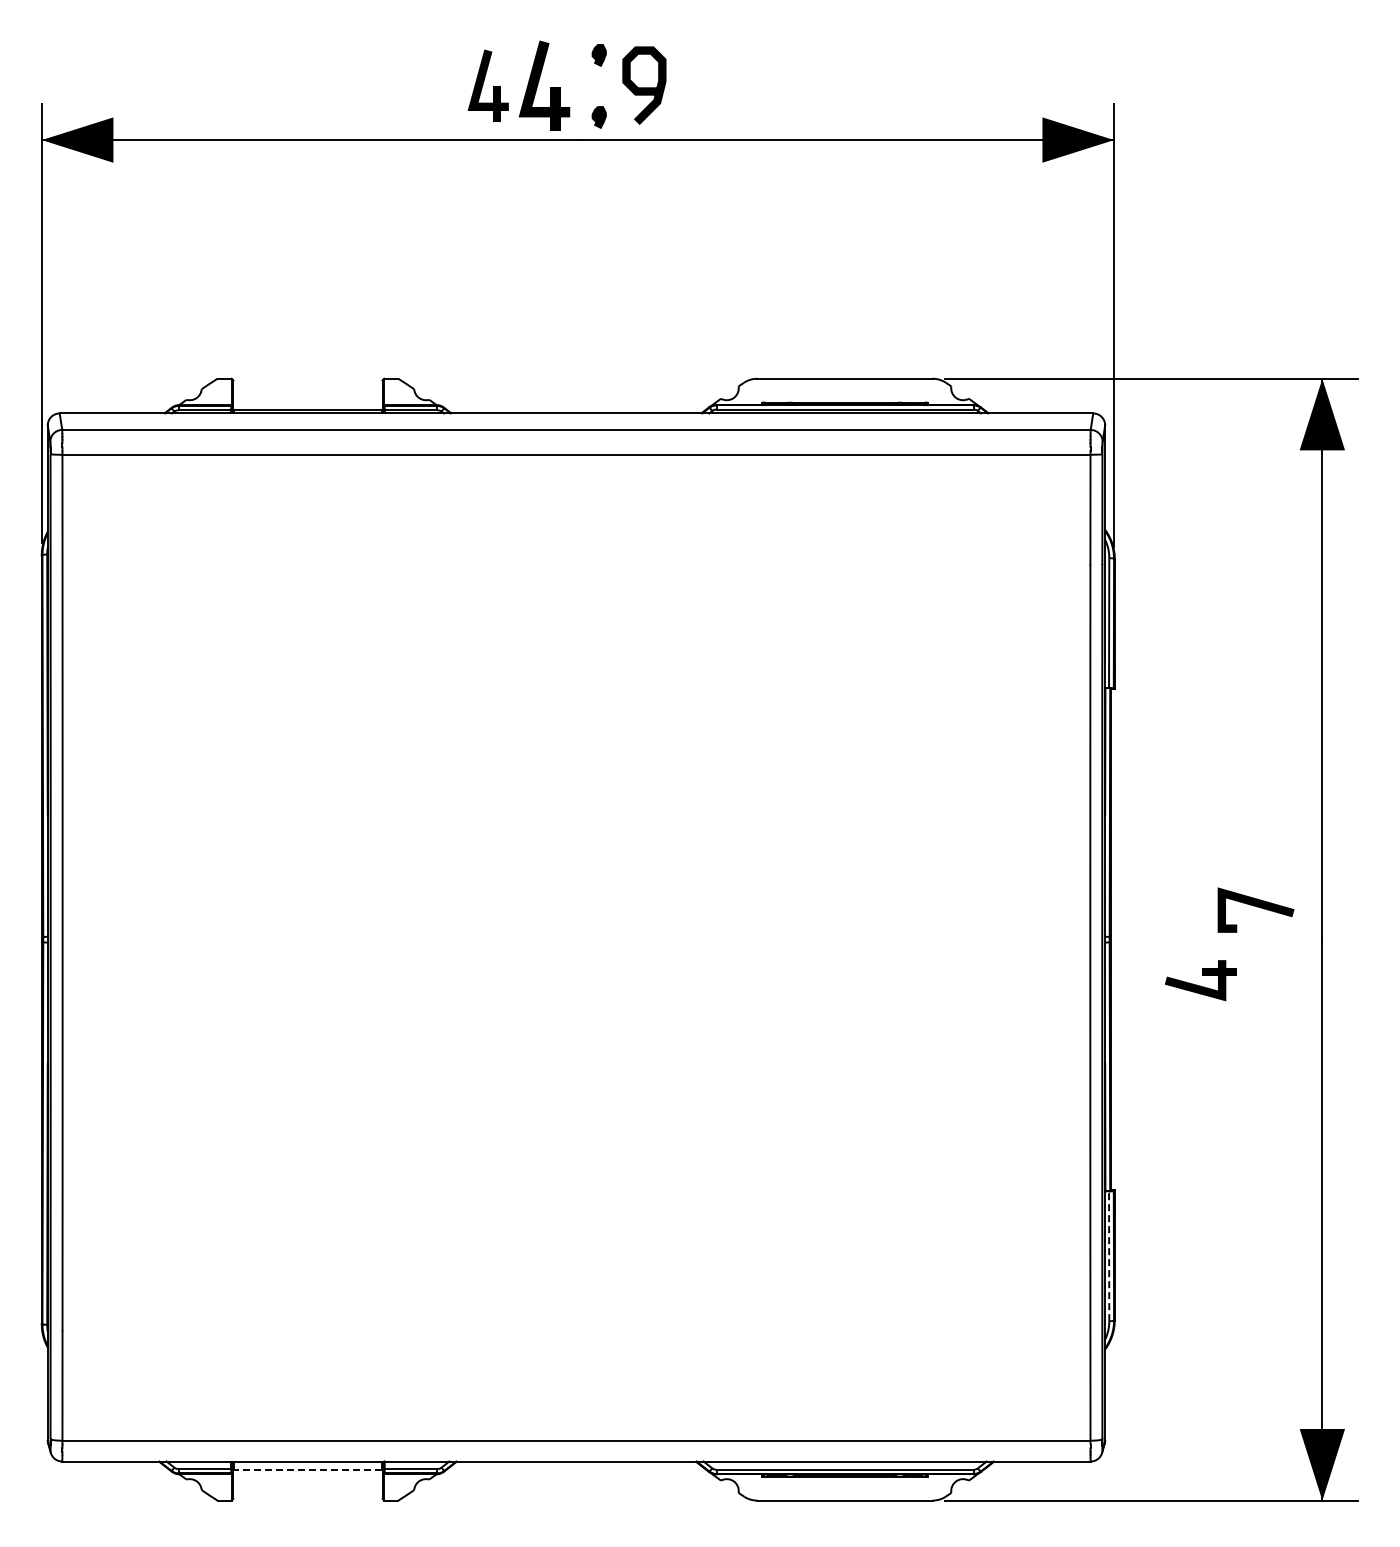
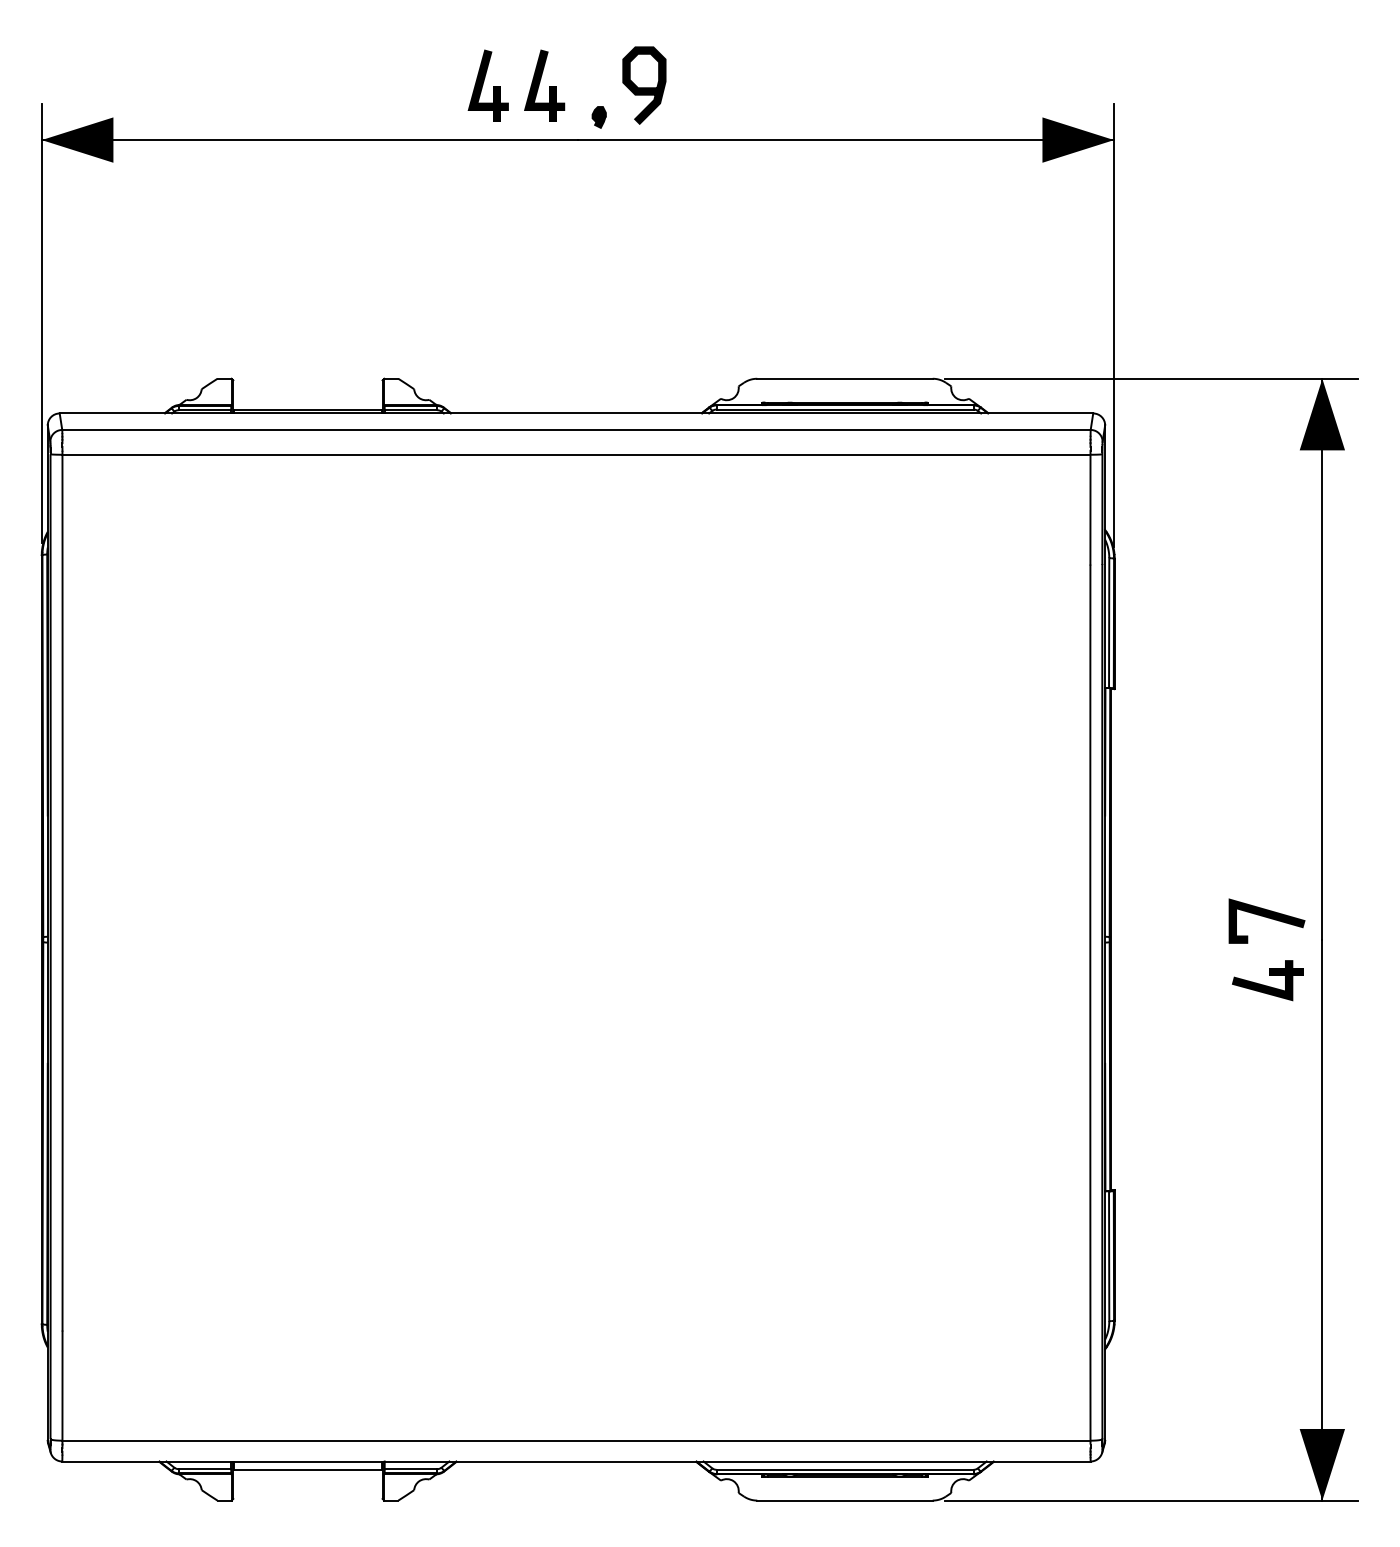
part: present -> none (598, 55)
part size: 53x91 px -> 42x73 px (544, 85)
line position: (1257, 907) -> (1268, 918) (1268, 918)
part position: (1200, 980) -> (1267, 980) (1267, 980)
line: dashed -> solid (1109, 1256)
line: dashed -> solid (307, 1469)
